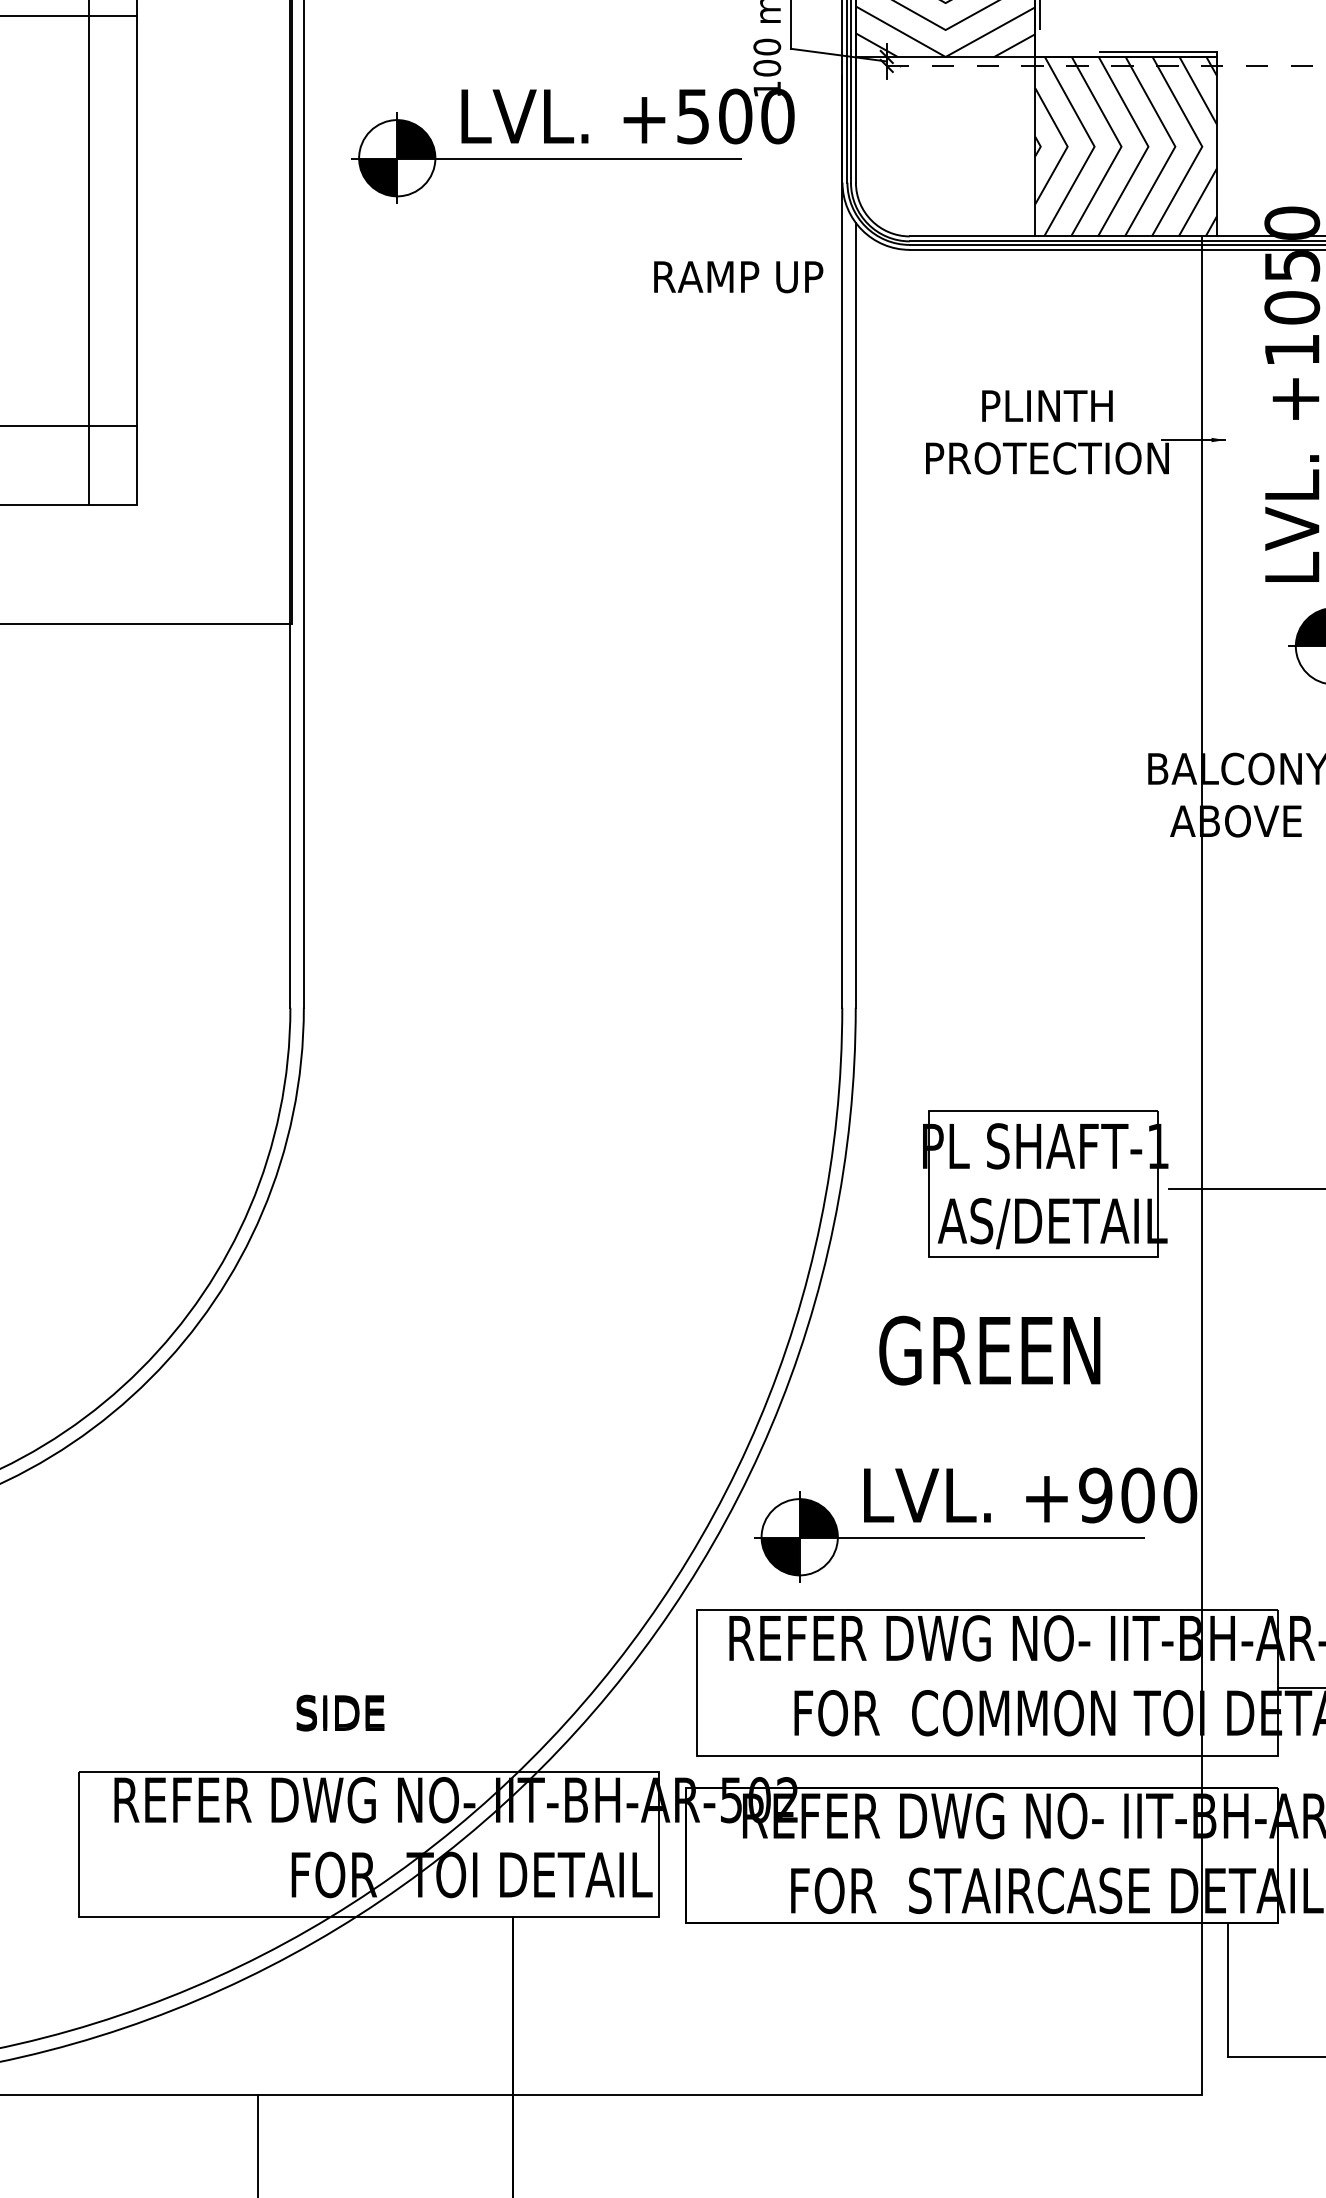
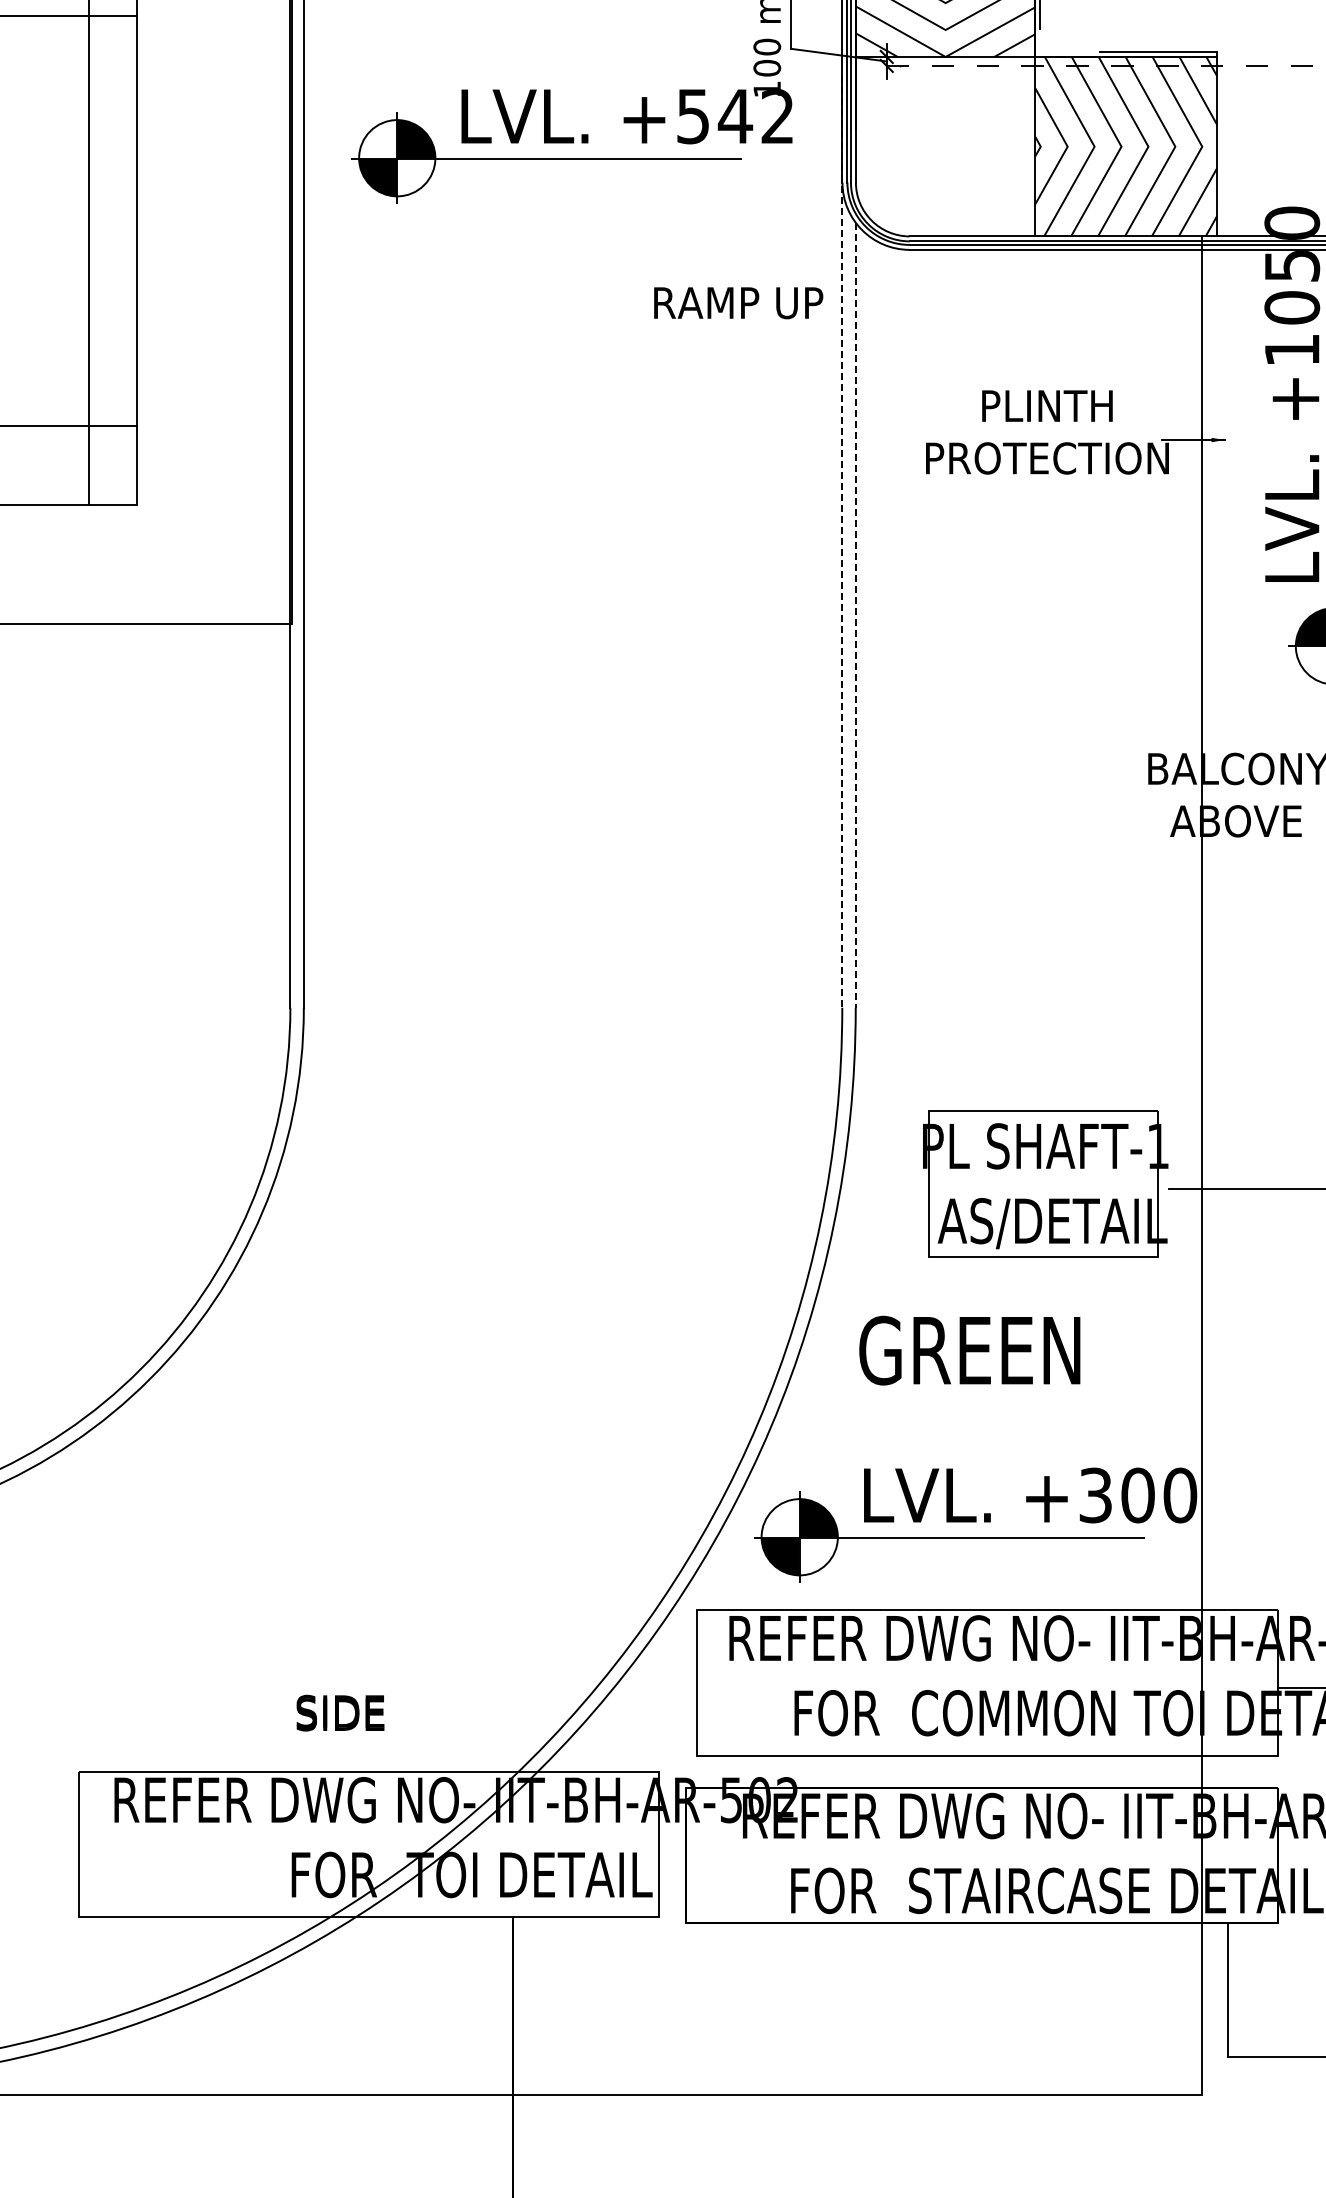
text: +500 -> +542 (755, 116)
text position: (738, 277) -> (738, 303) (738, 303)
line: solid -> dashed (842, 542)
line: solid -> dashed (855, 615)
text position: (989, 1350) -> (969, 1350) (969, 1350)
text: +900 -> +300 (1095, 1495)
line: present -> none (258, 2144)
